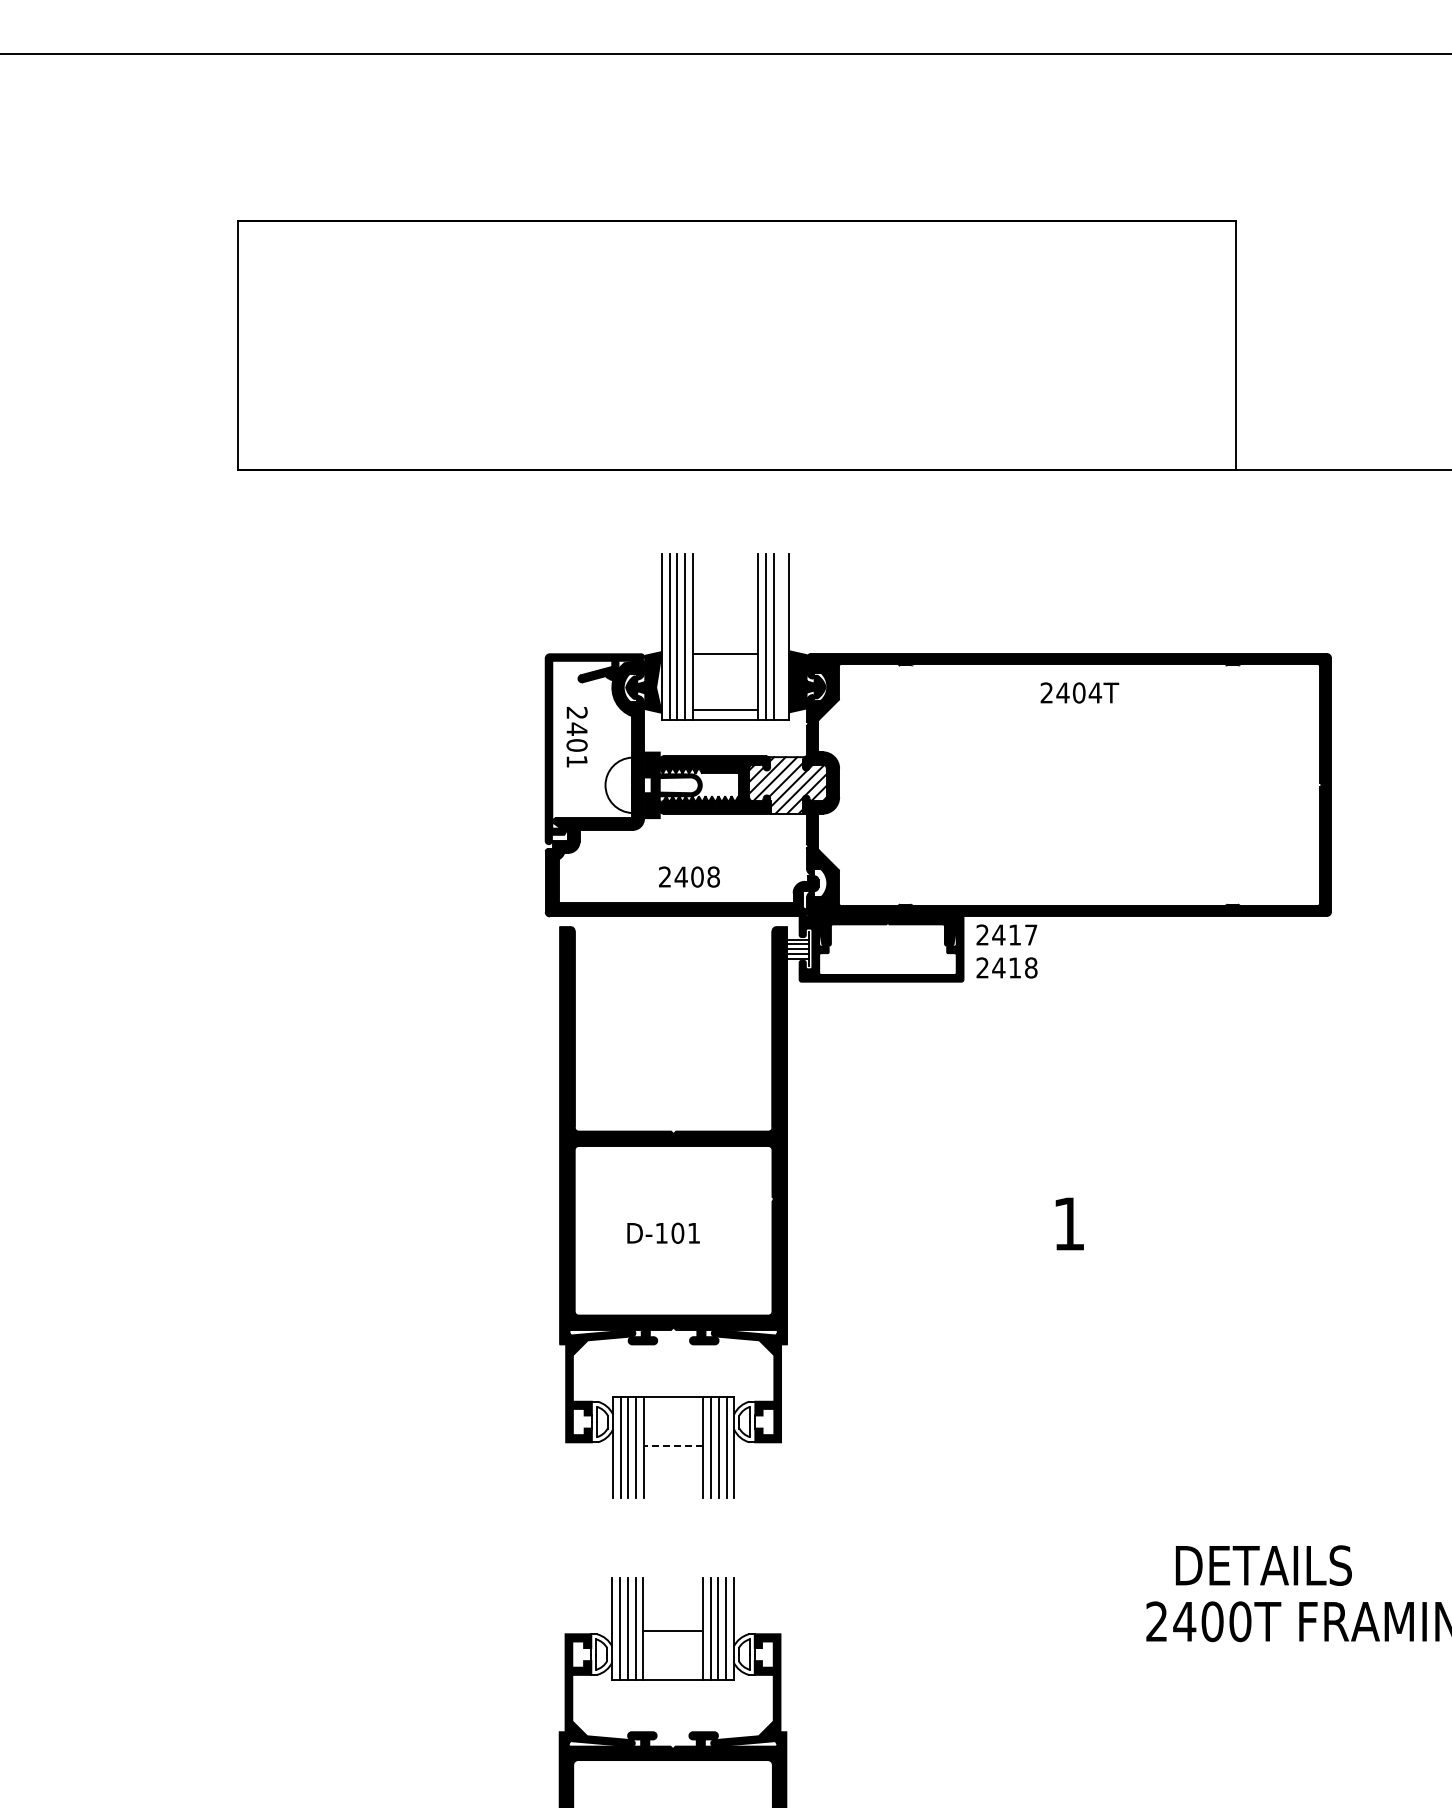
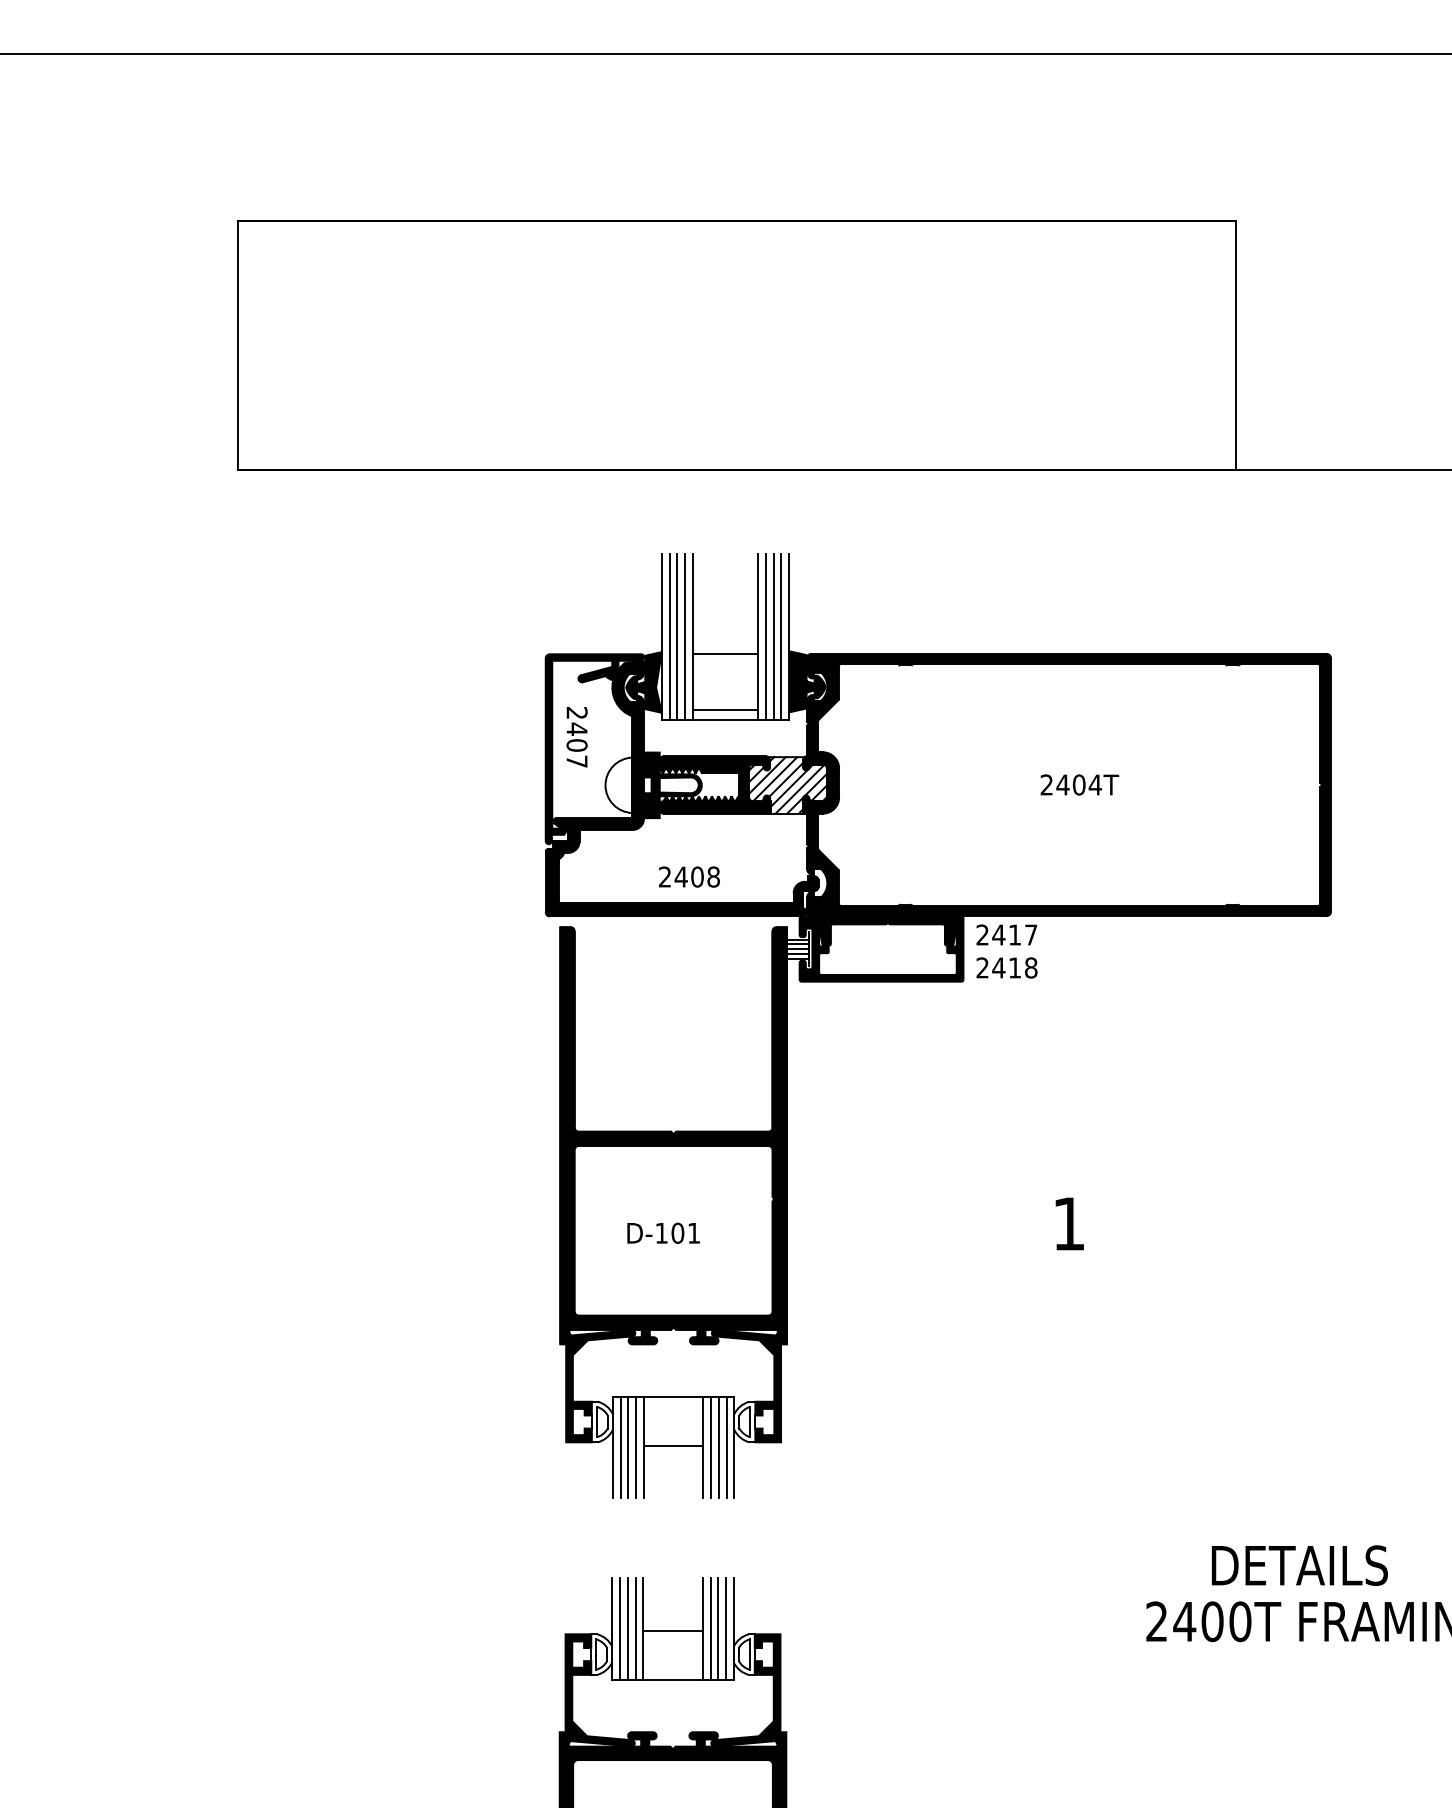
line: none -> present (781, 636)
text position: (1079, 692) -> (1079, 784) (1079, 784)
text: 2401 -> 2407 (576, 761)
line: dashed -> solid (673, 1446)
text position: (1263, 1565) -> (1299, 1565) (1299, 1565)
